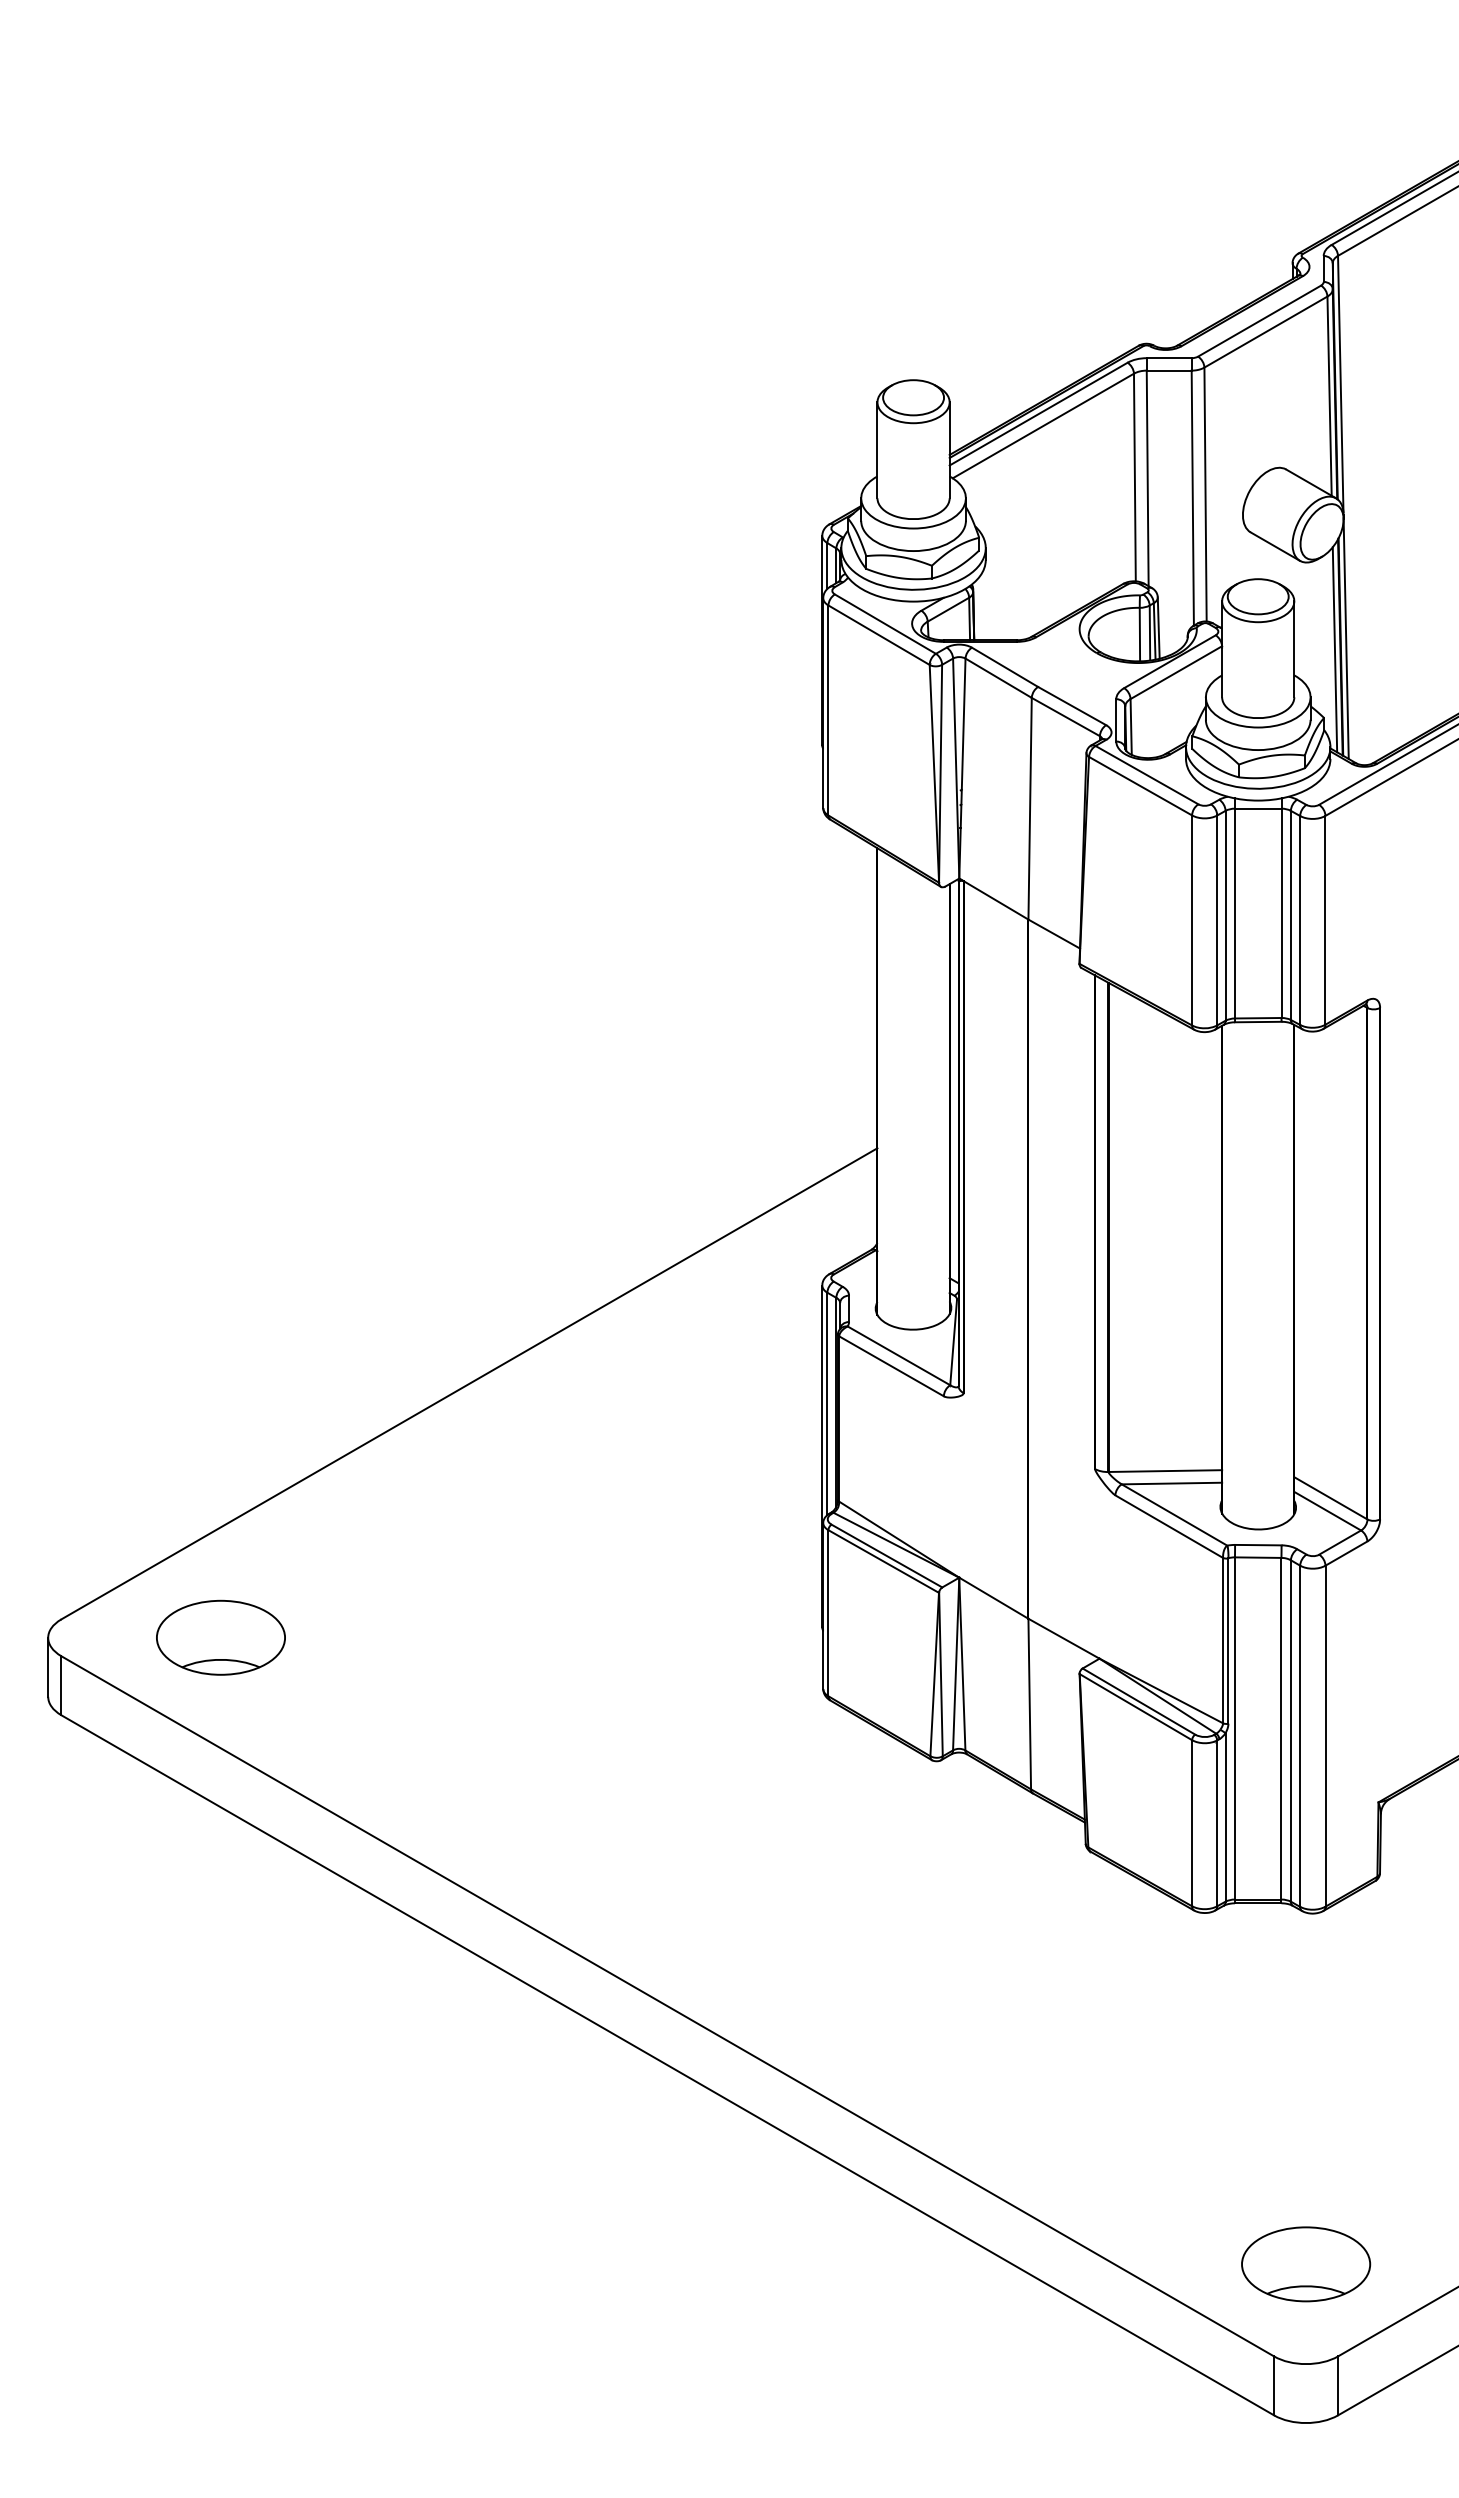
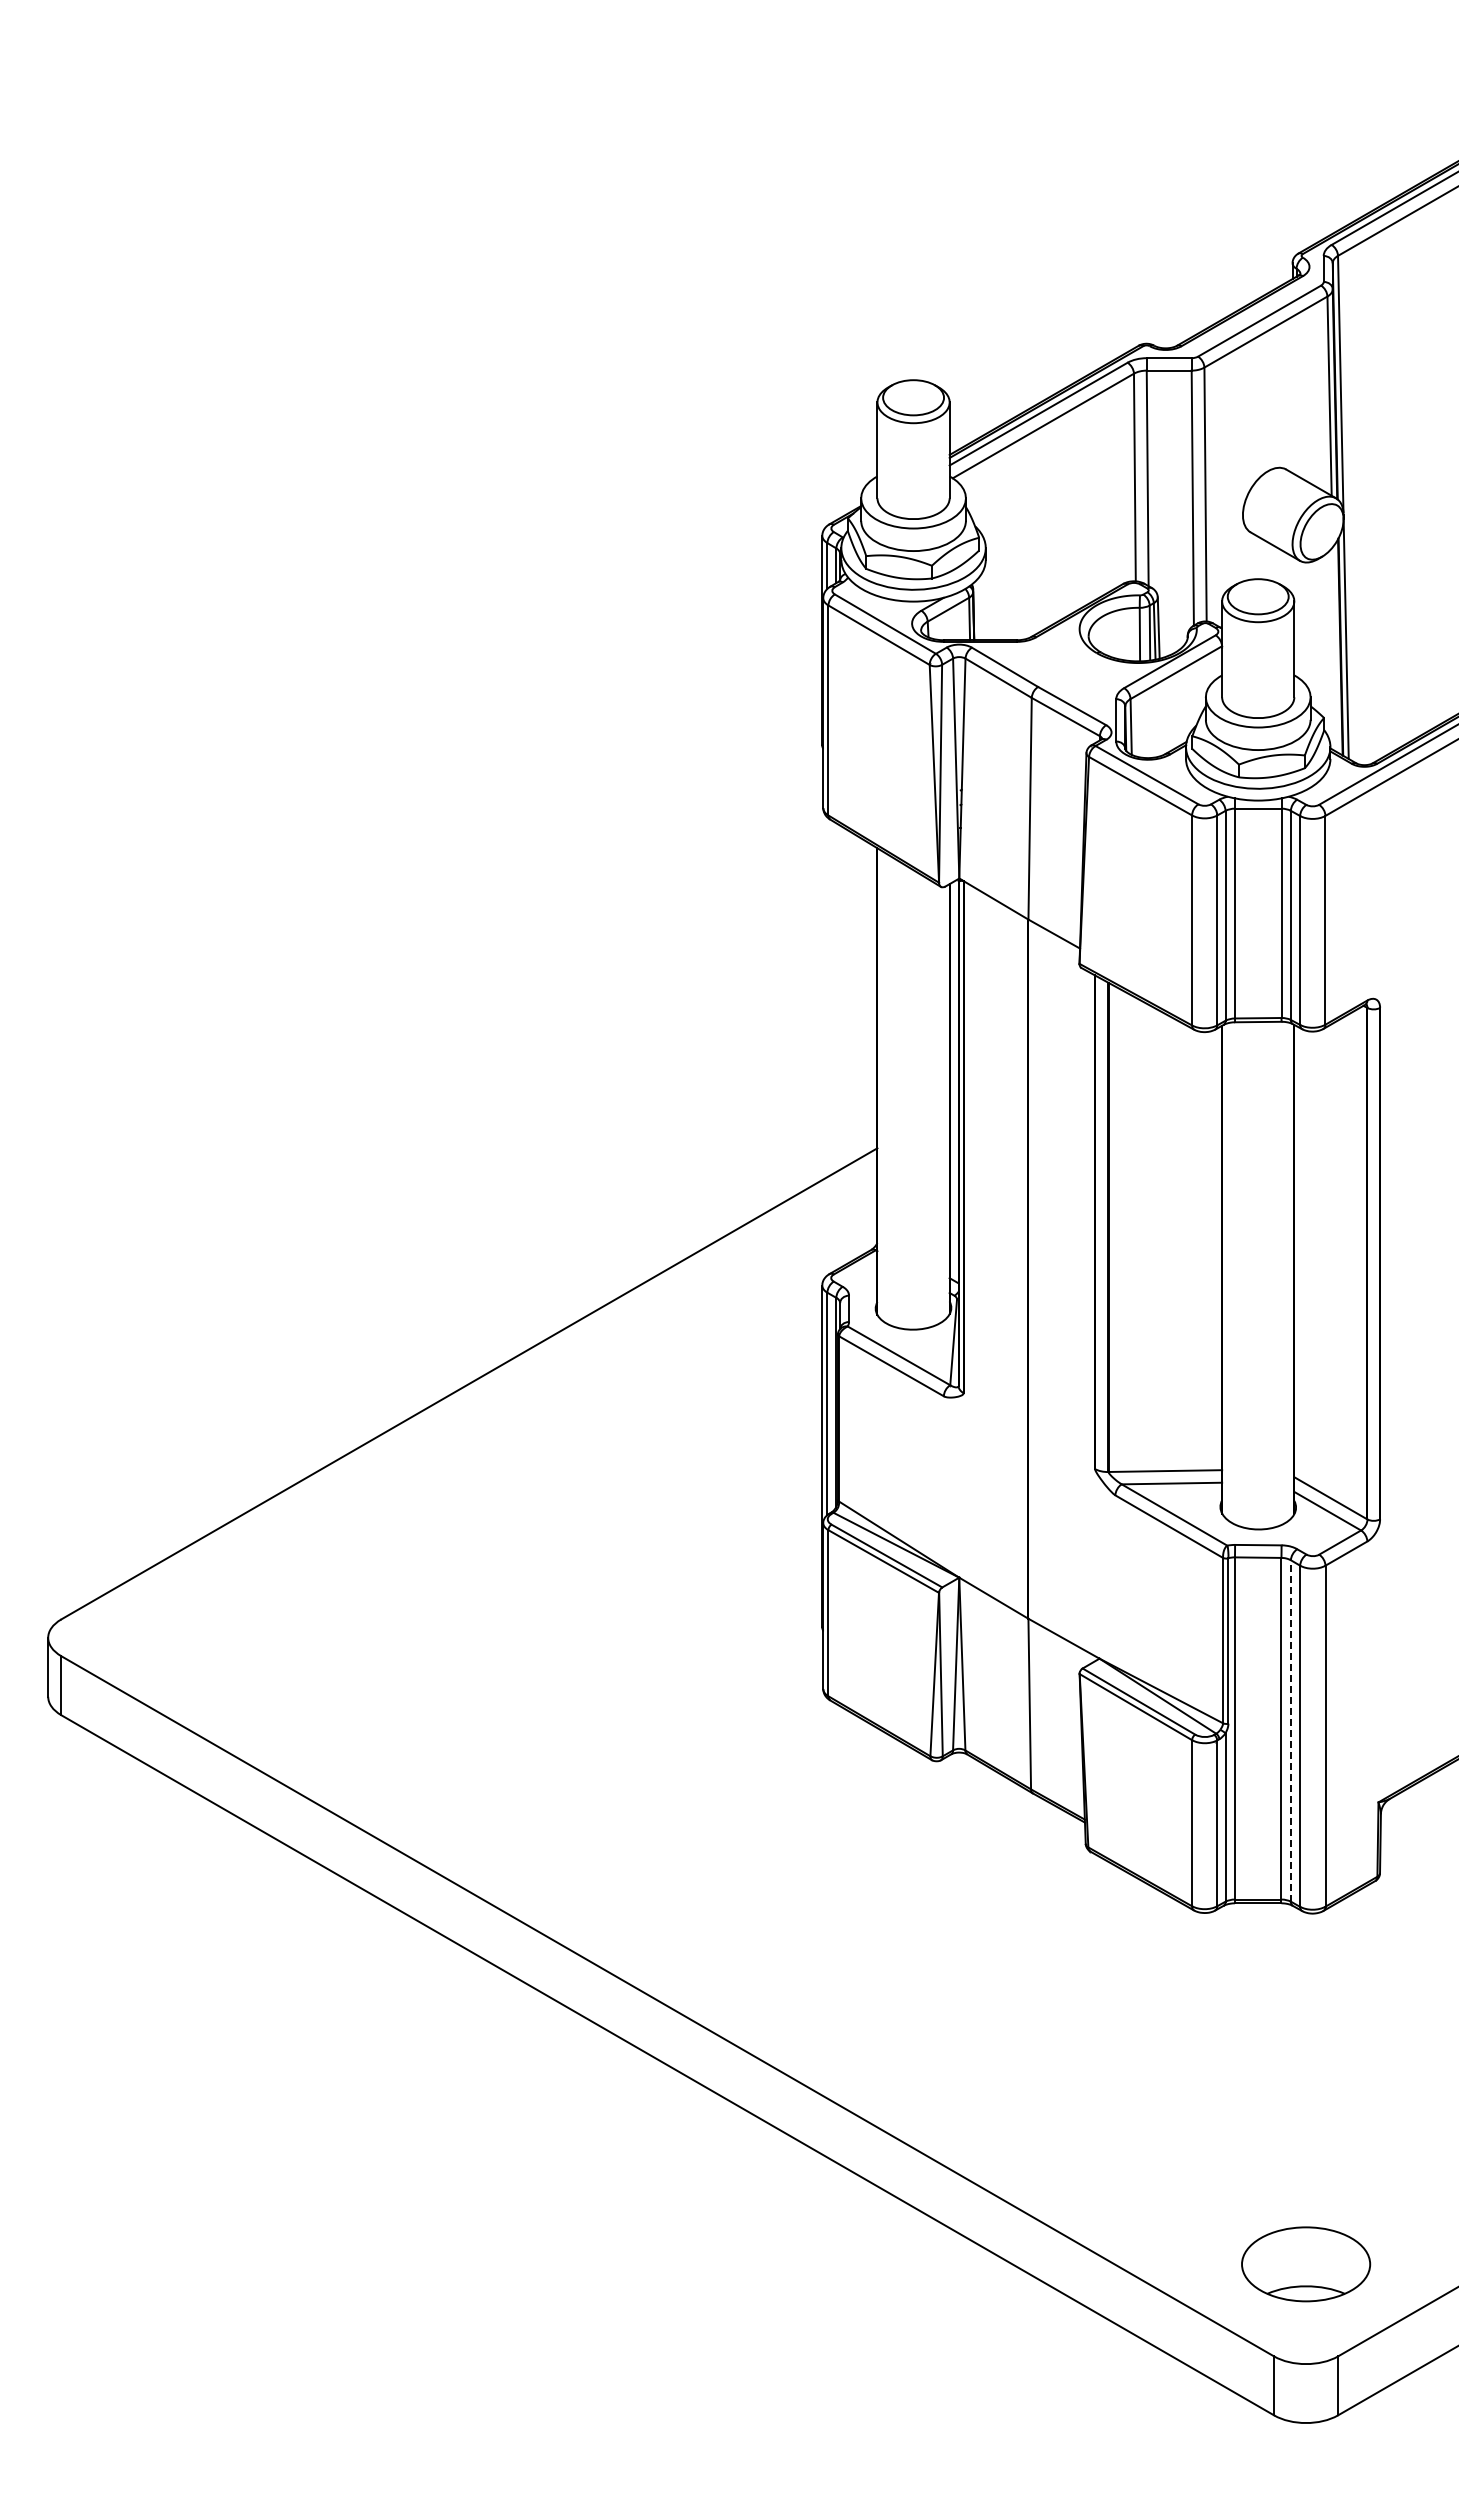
line: present -> none (1334, 649)
part: present -> none (220, 1637)
line: solid -> dashed (1290, 1730)
